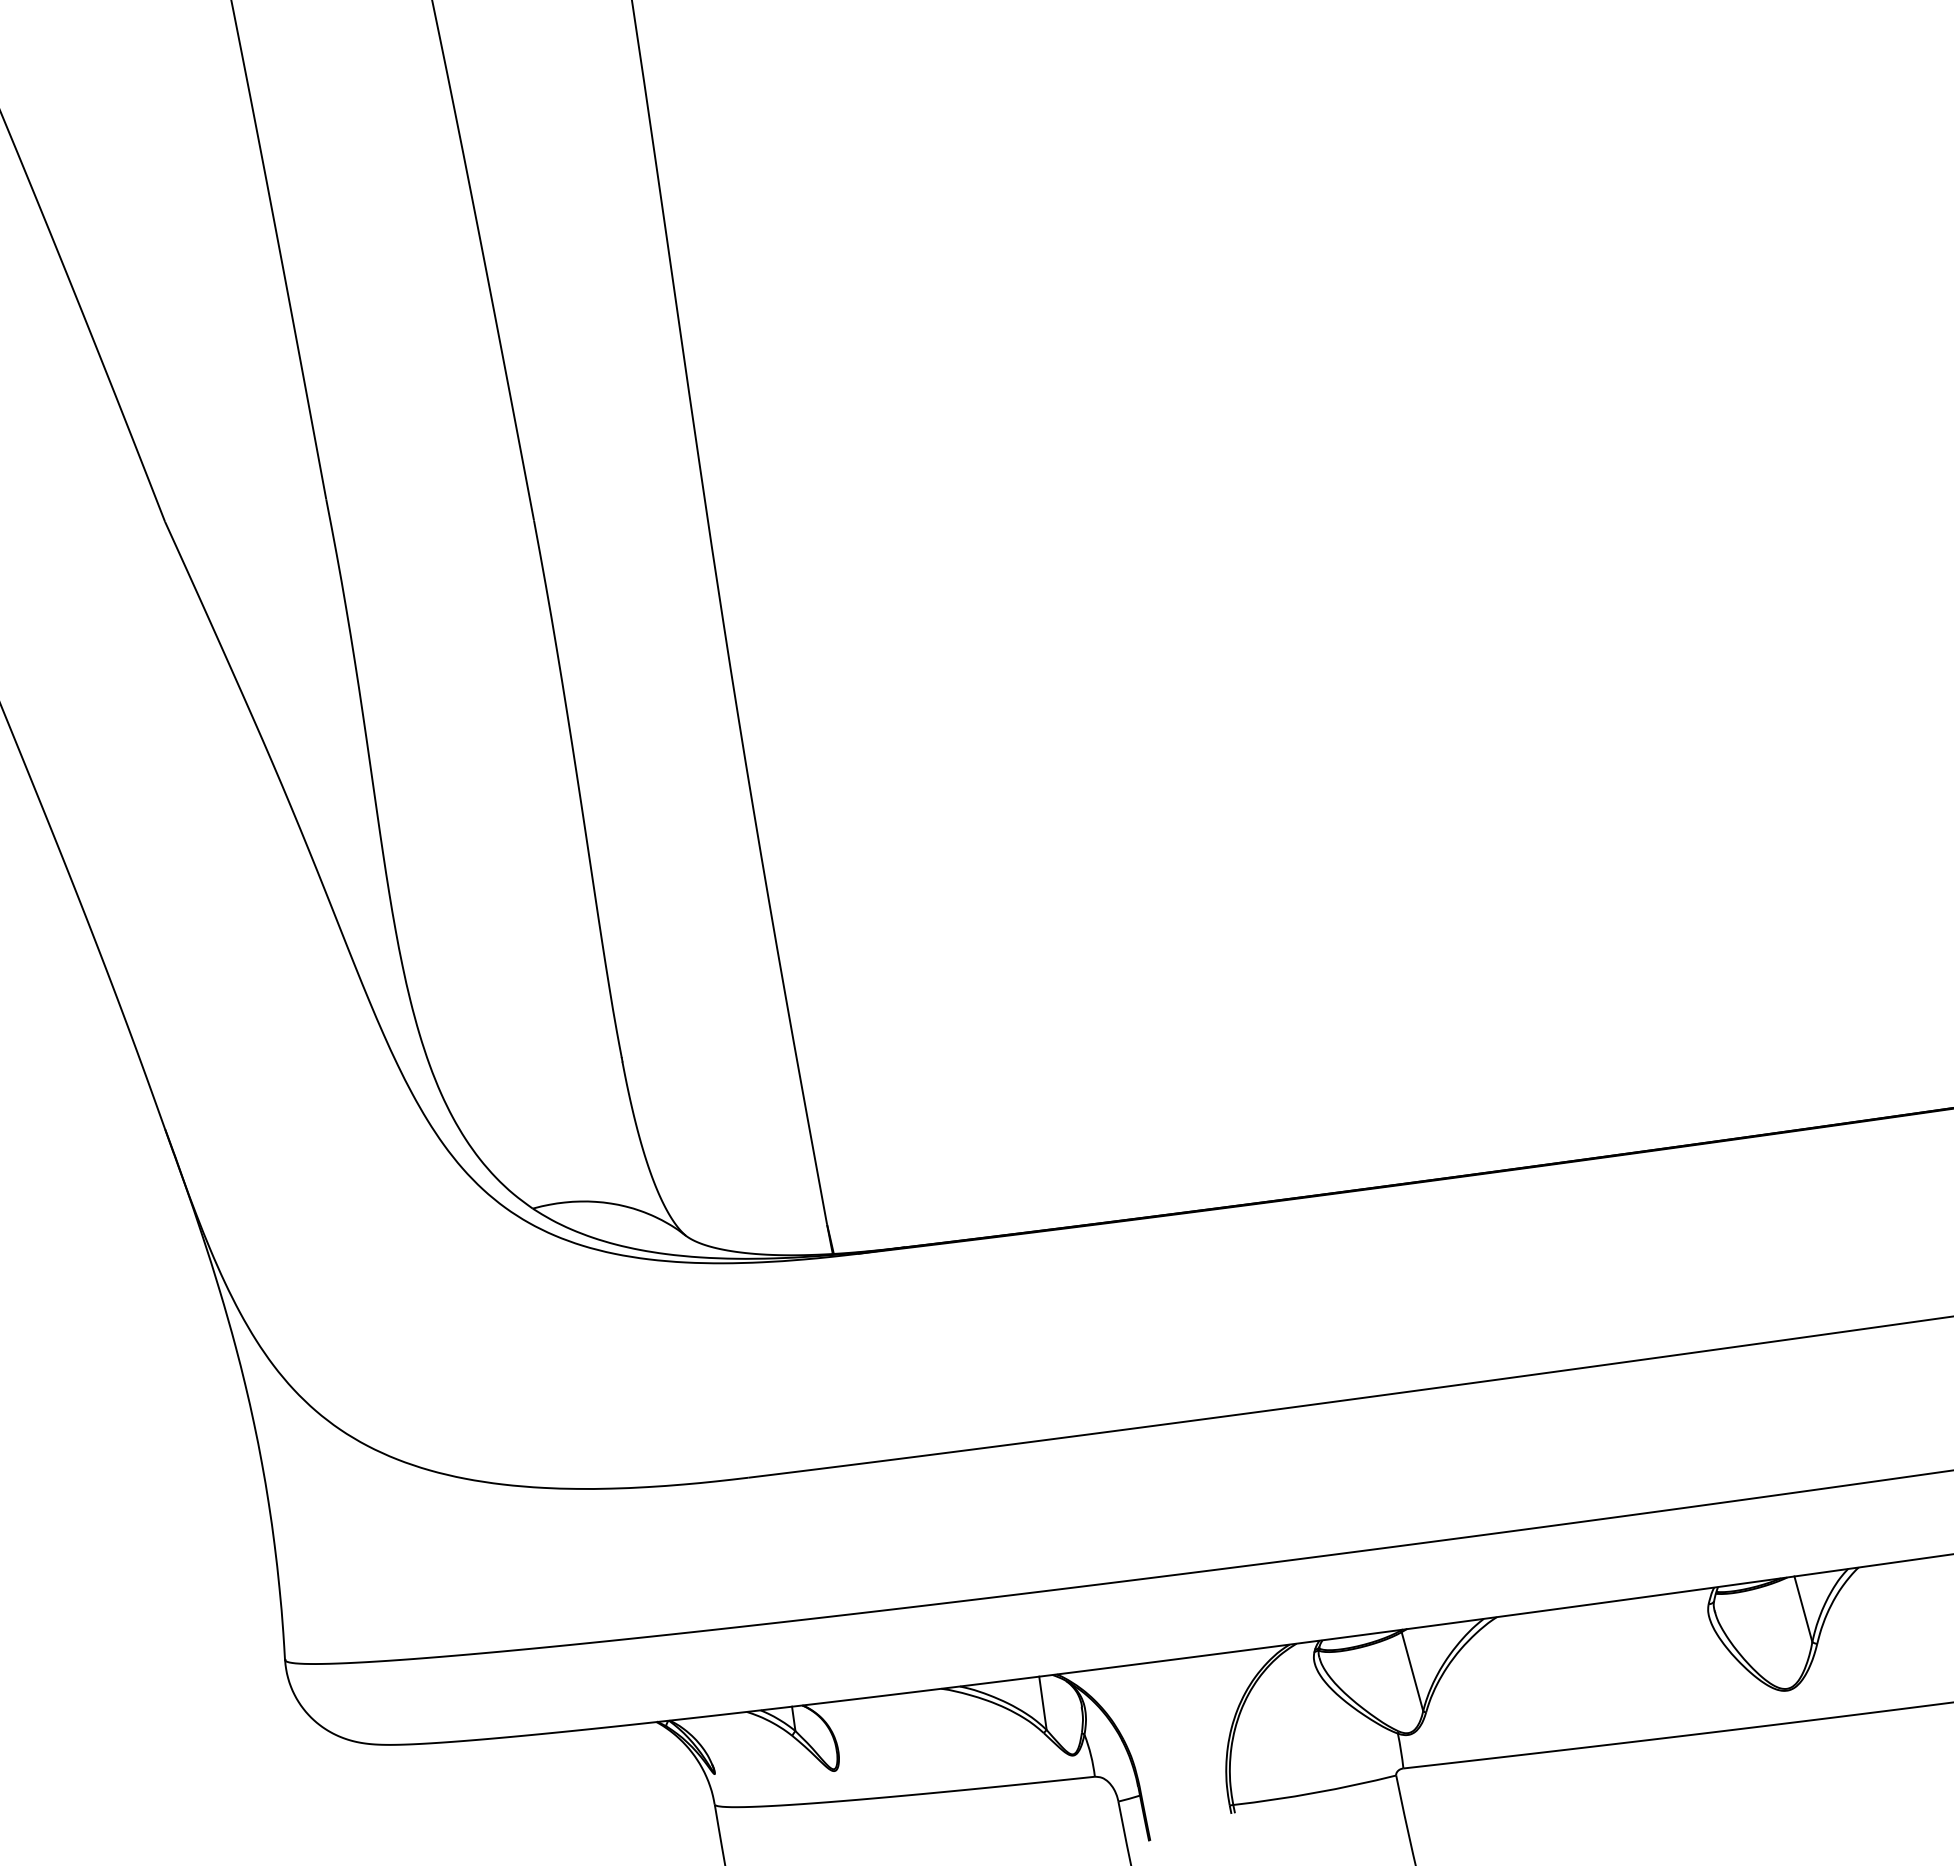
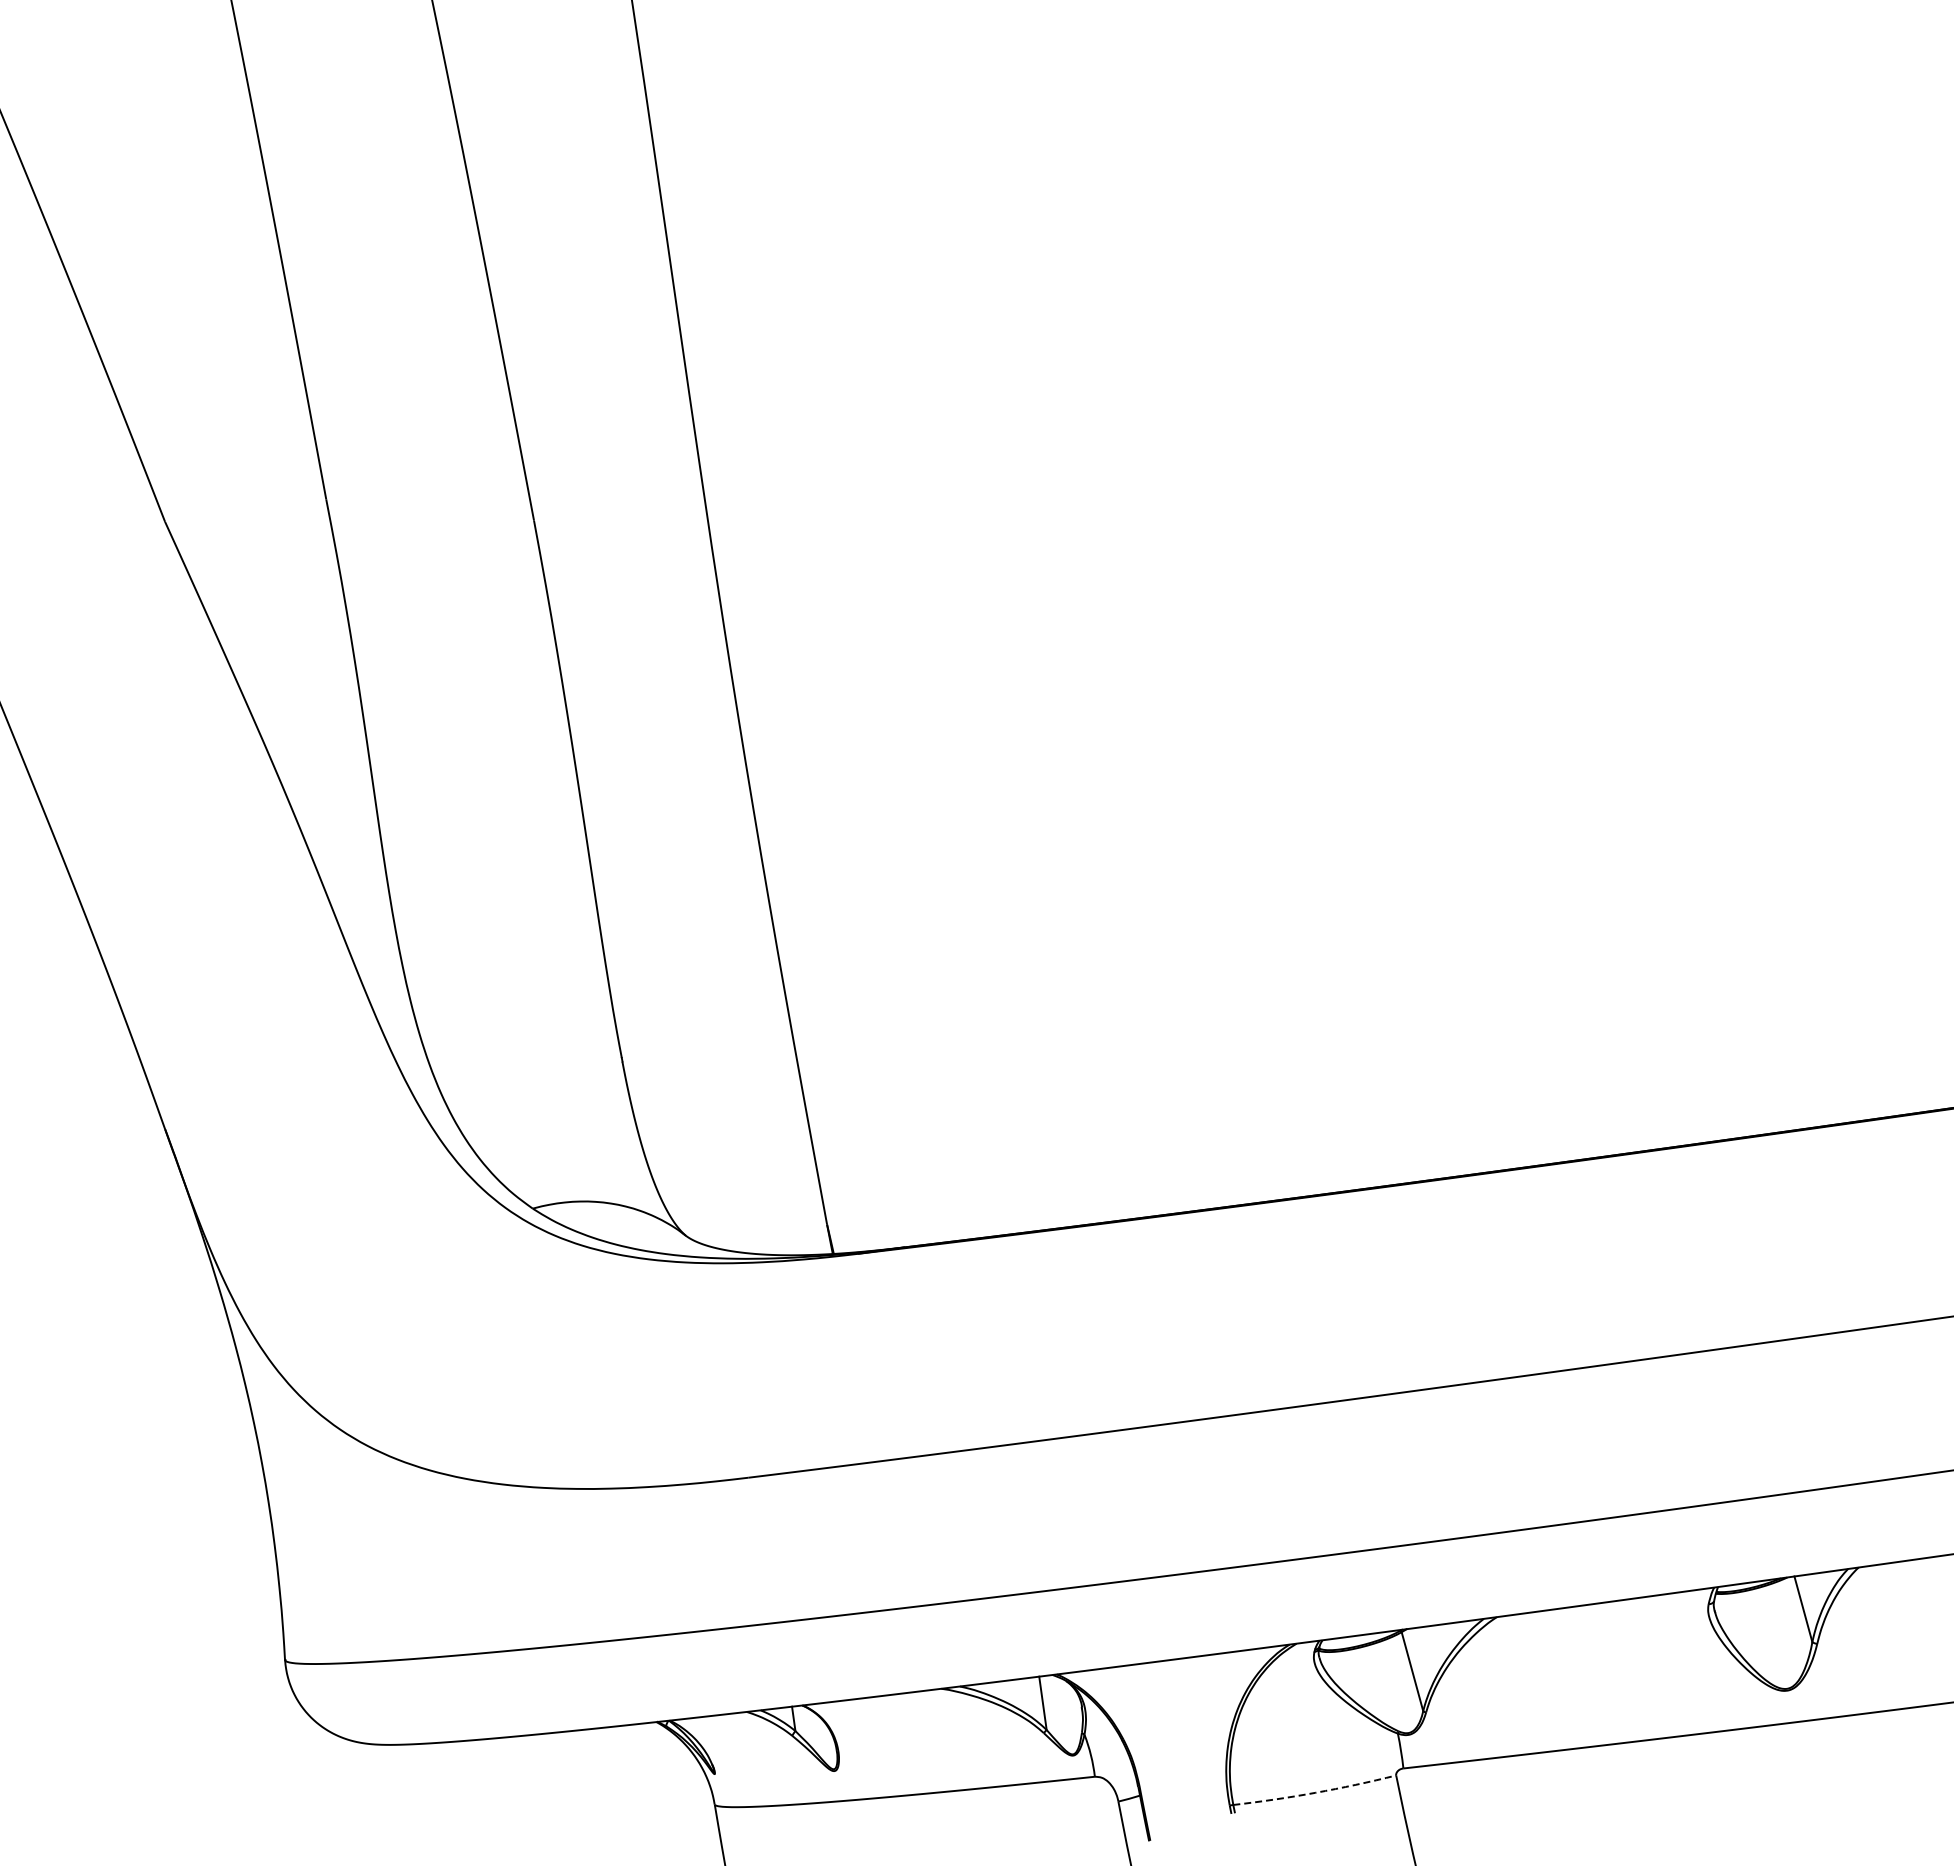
arc: solid -> dashed (1315, 1792)
